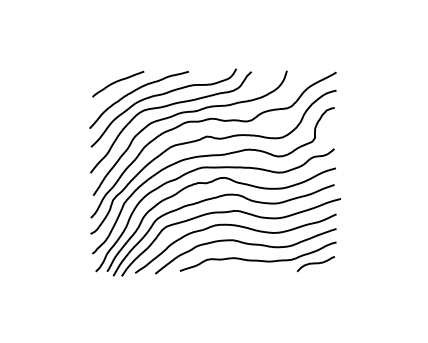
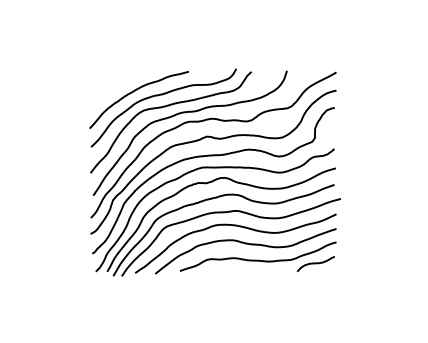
curve: present -> none (117, 82)
